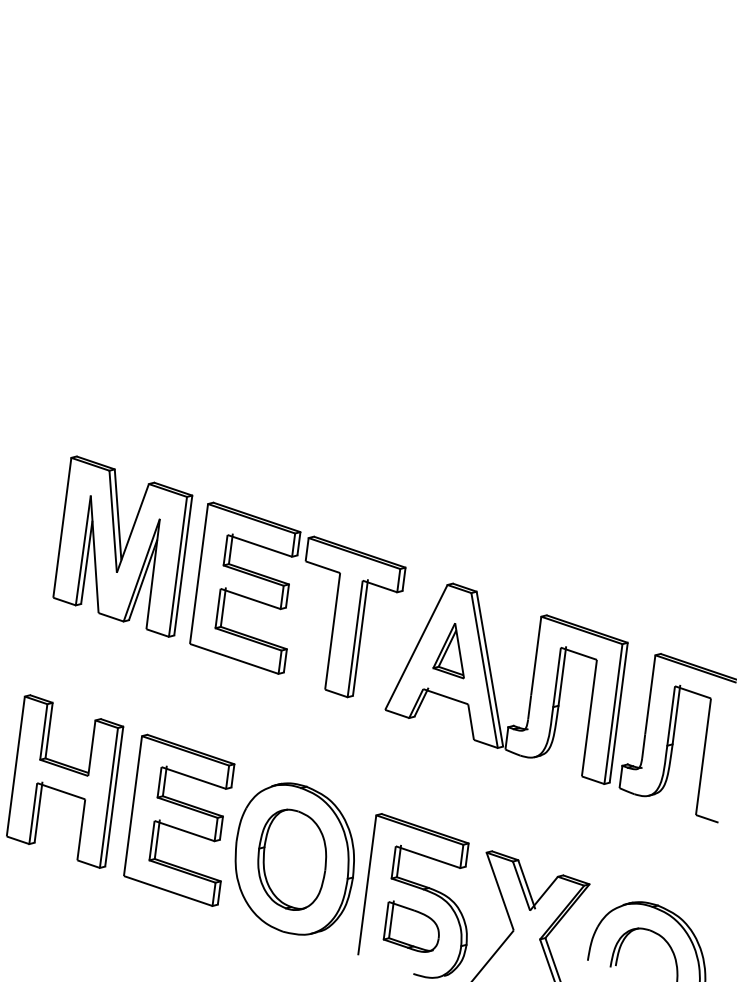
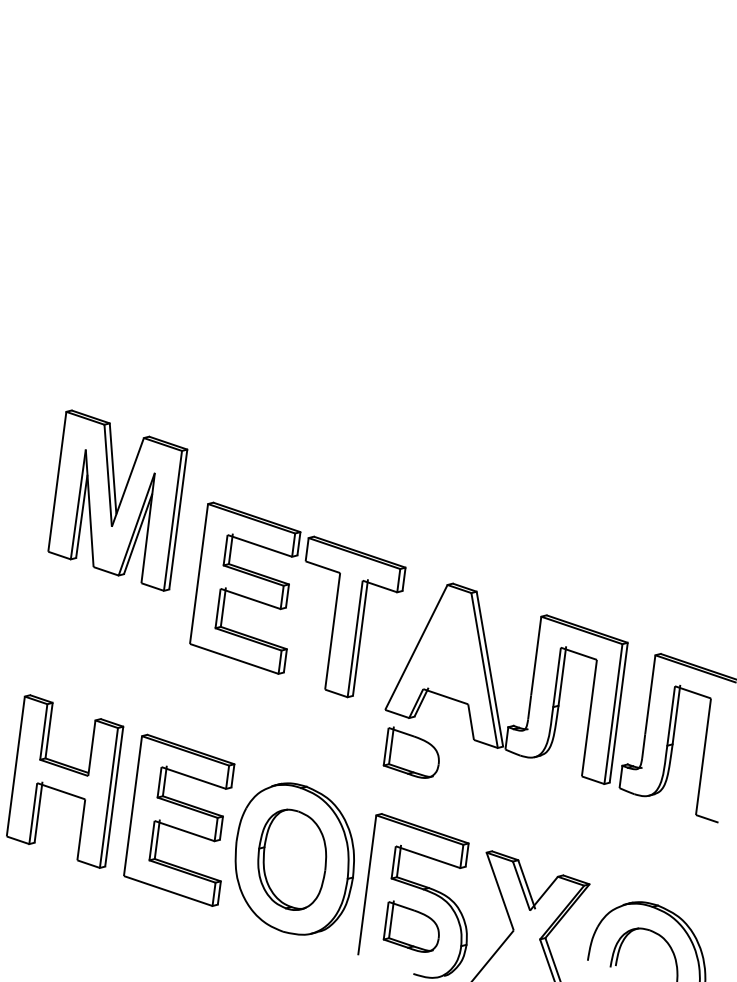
part position: (122, 546) -> (117, 500) (117, 500)
part: present -> none (448, 651)
part: none -> present (410, 752)
